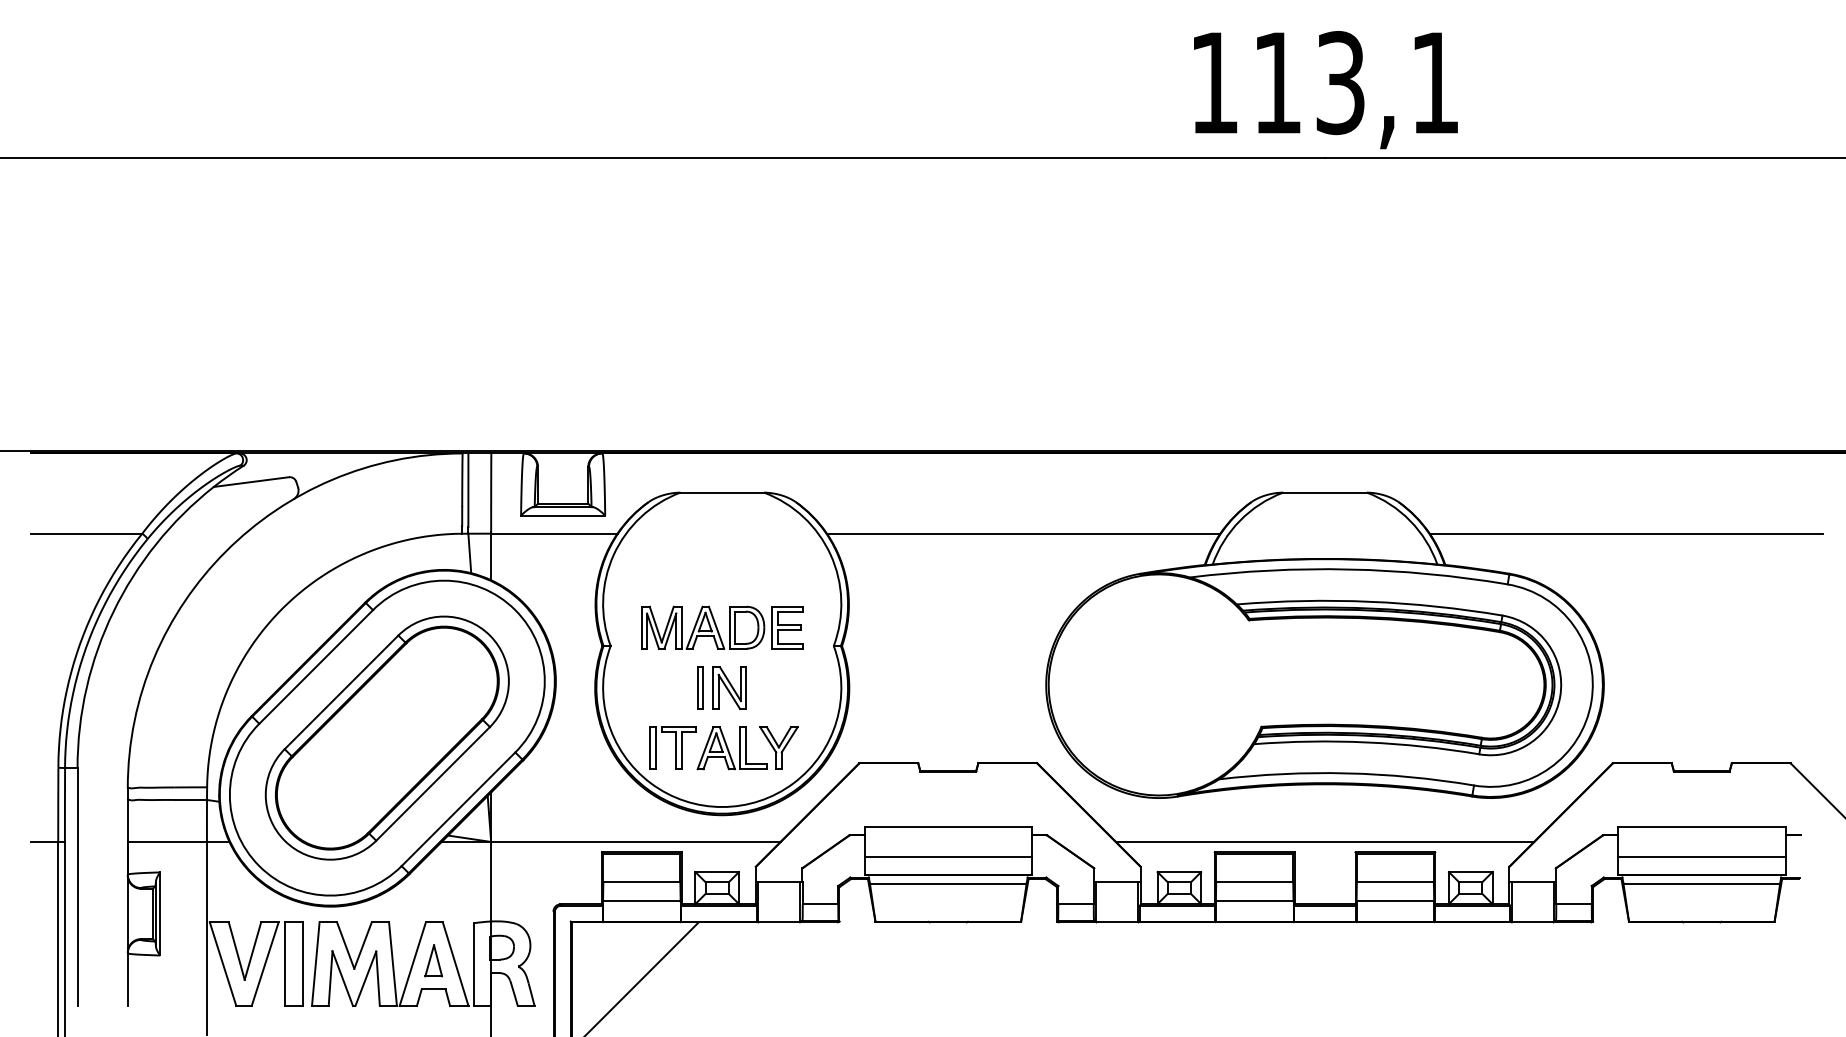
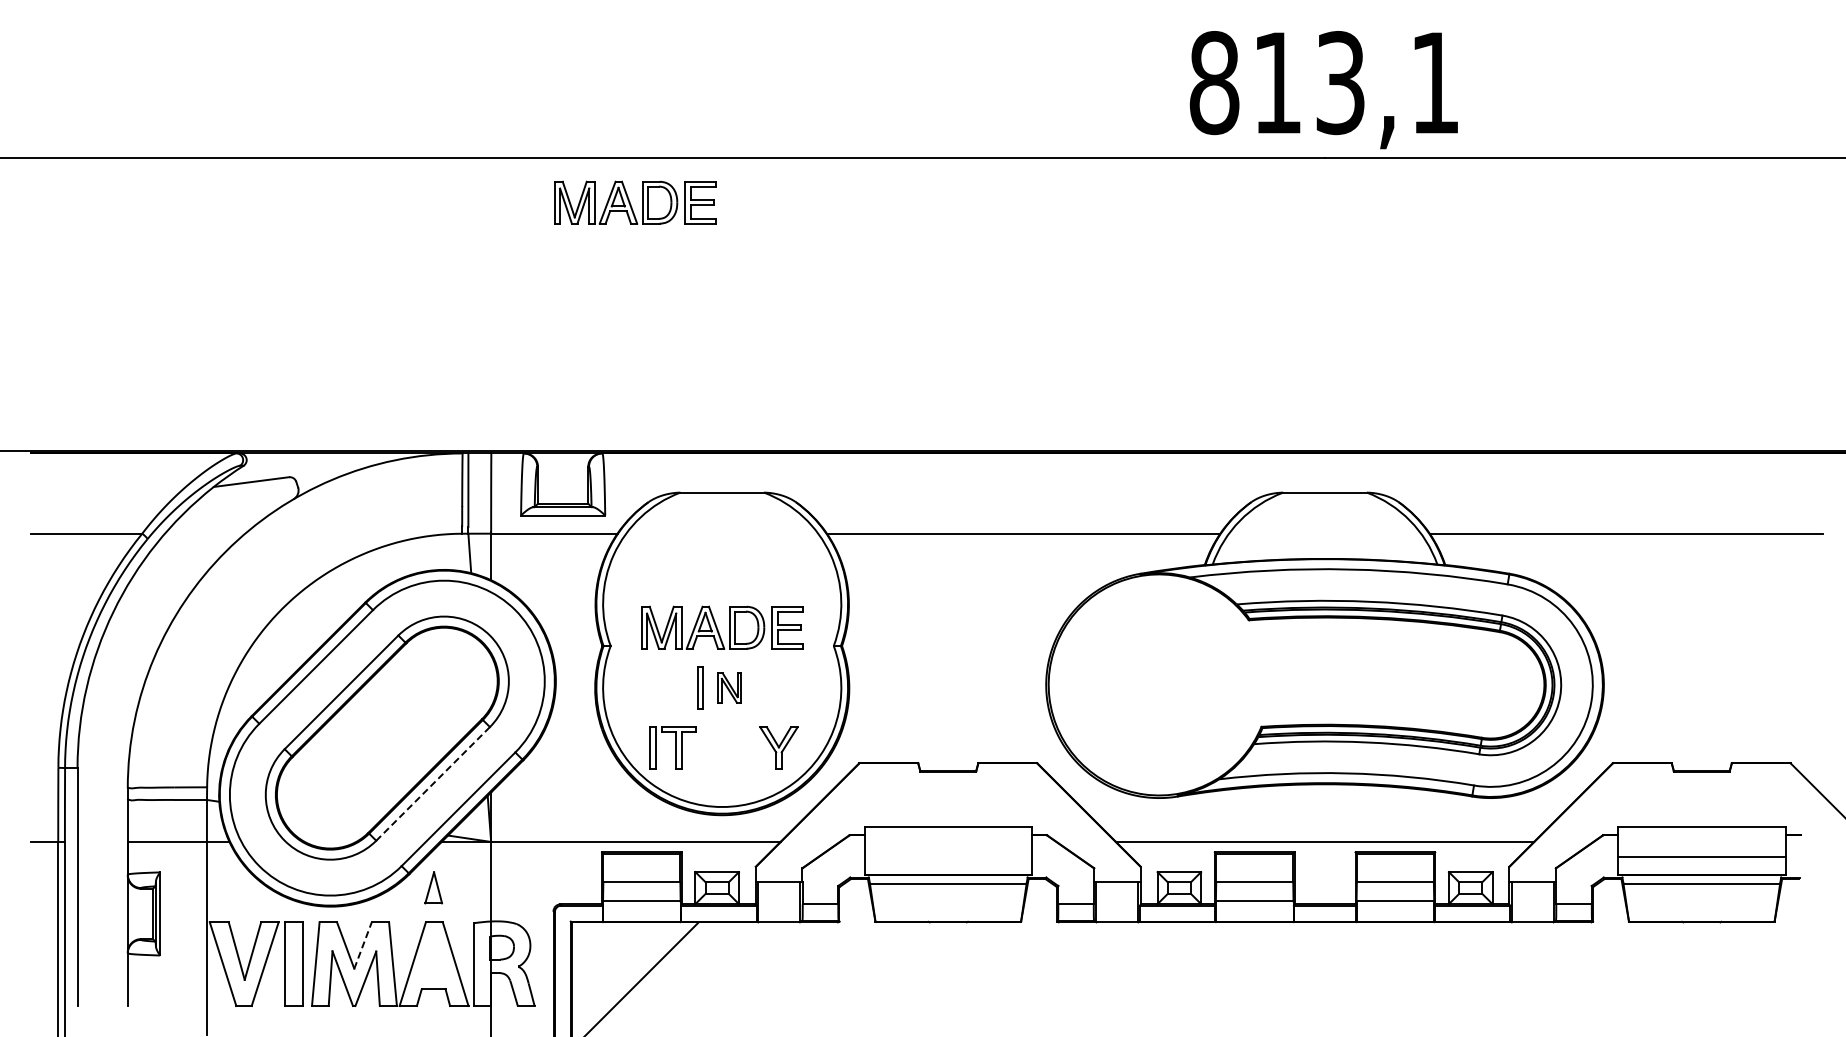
text: 113,1 -> 813,1 (1214, 83)
part: none -> present (635, 202)
part size: 35x44 px -> 25x32 px (729, 687)
part: present -> none (731, 748)
line: solid -> dashed (432, 784)
line: present -> none (948, 857)
line: solid -> dashed (363, 945)
part position: (433, 960) -> (433, 887) (433, 887)
